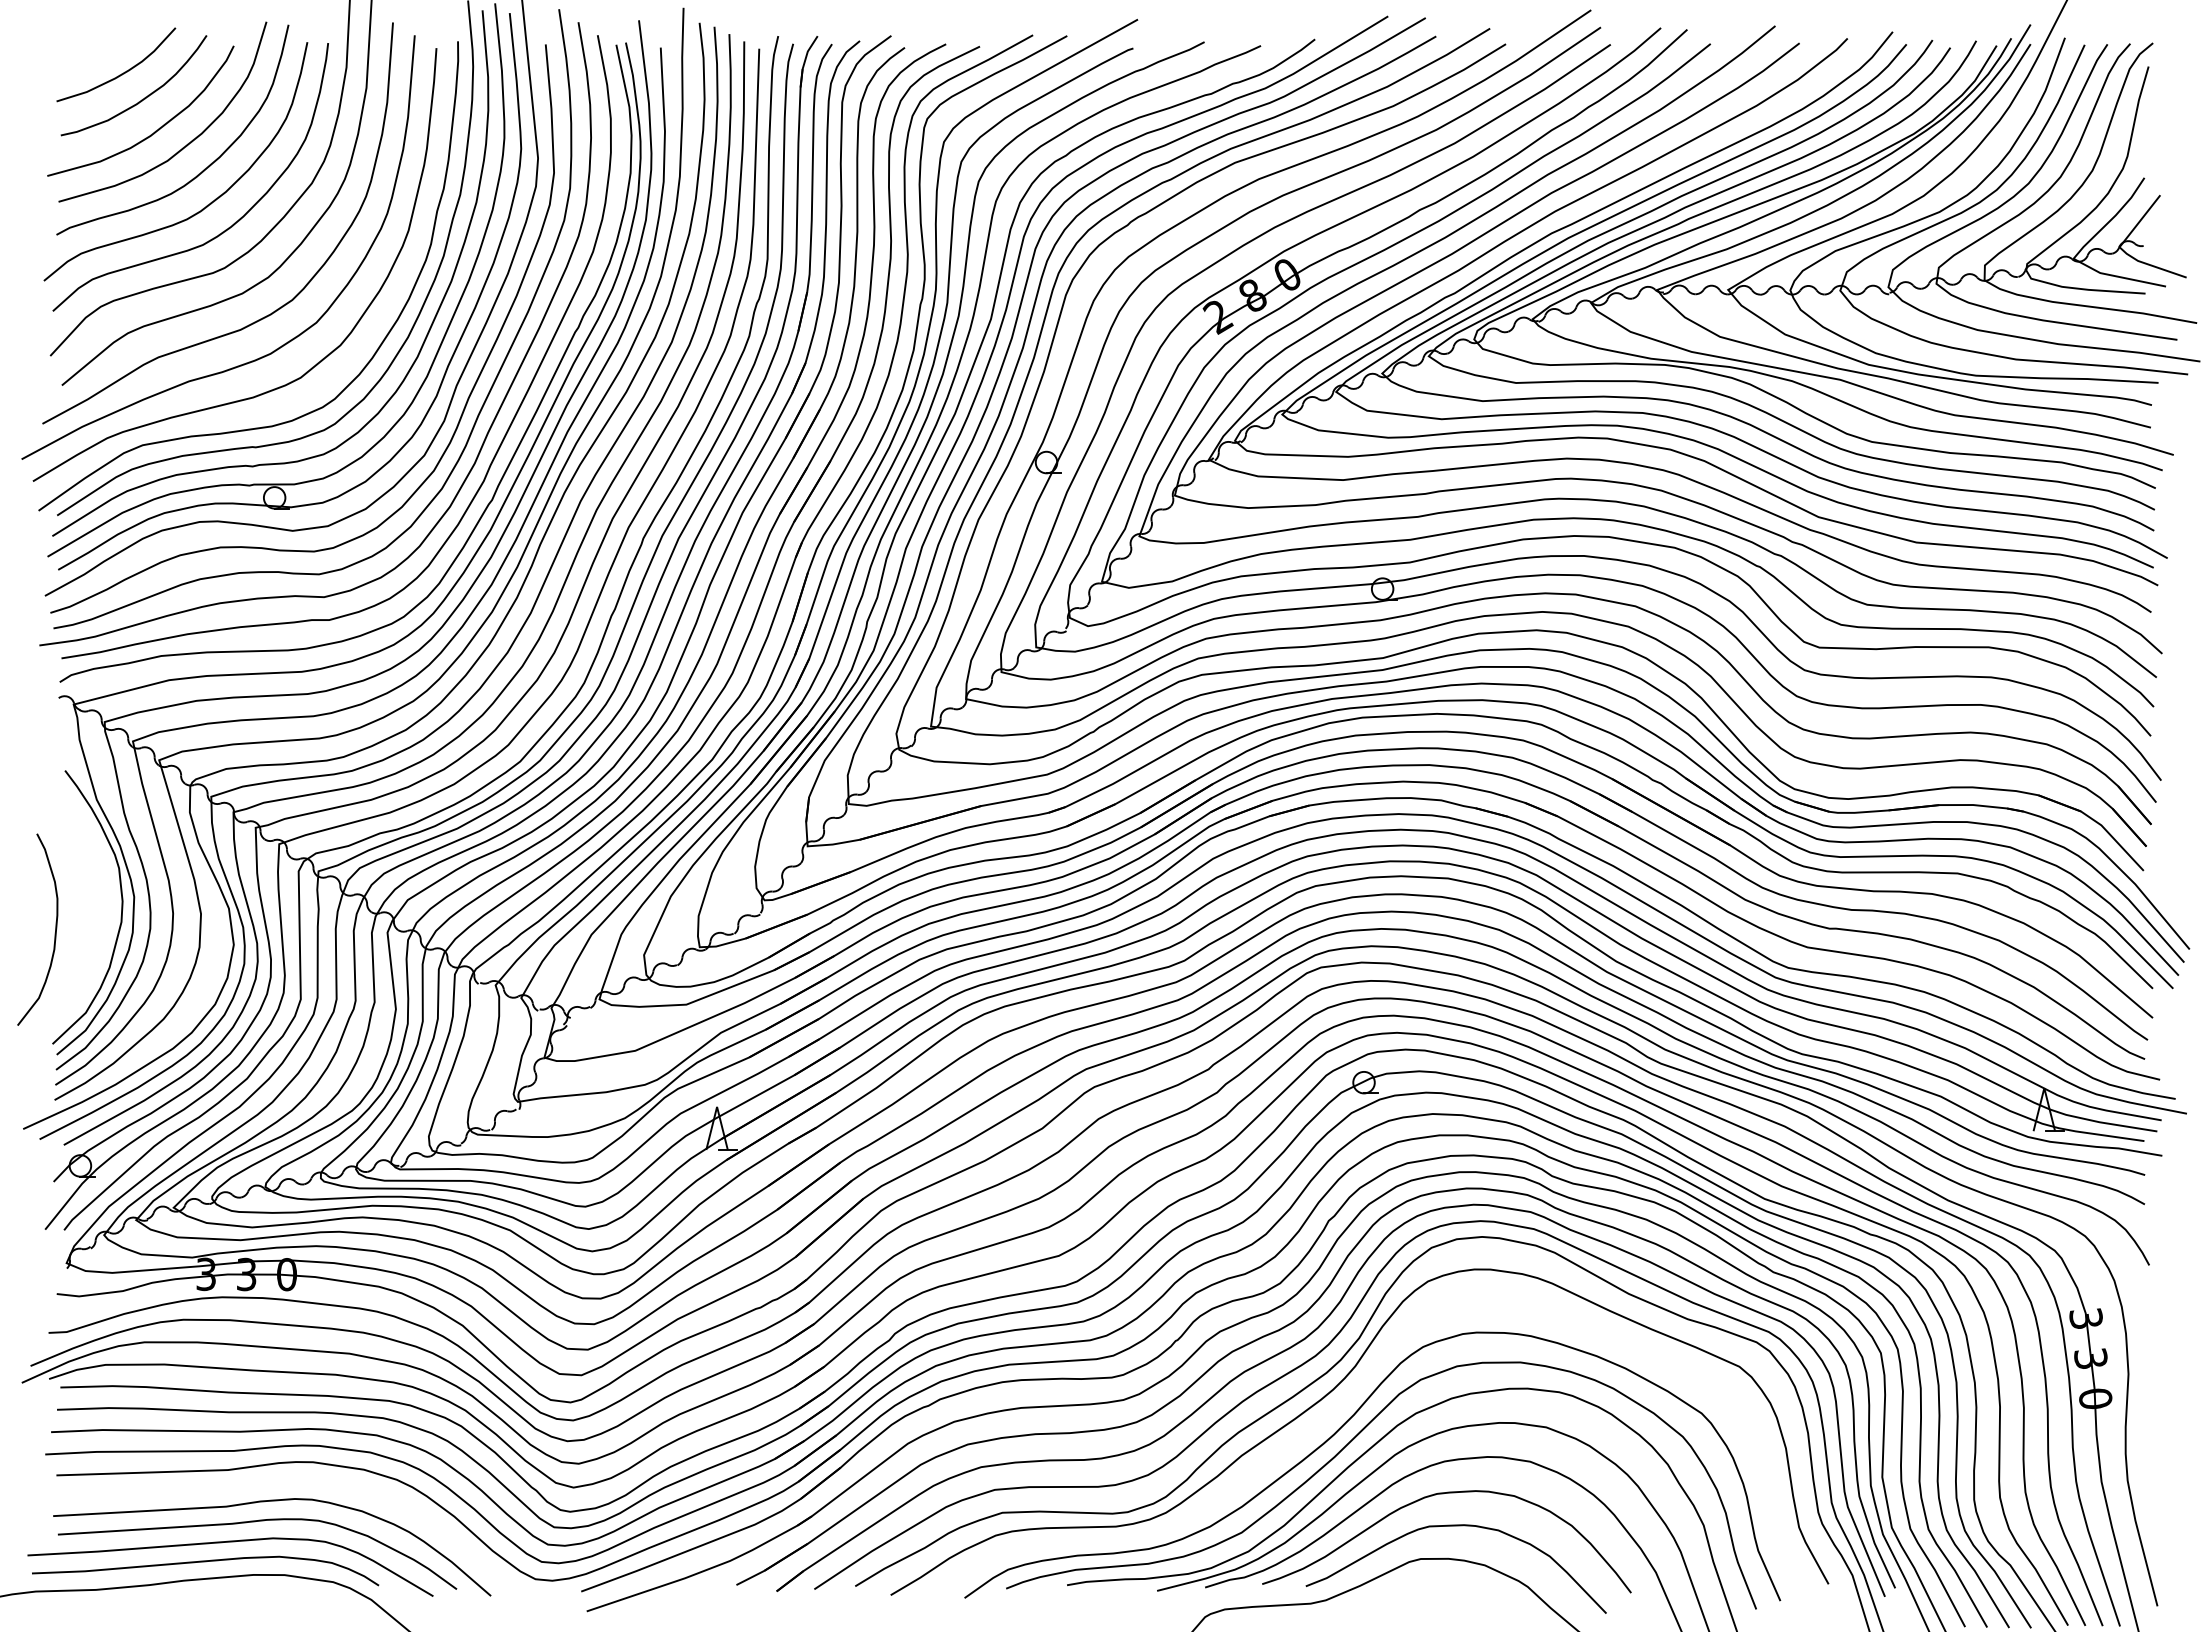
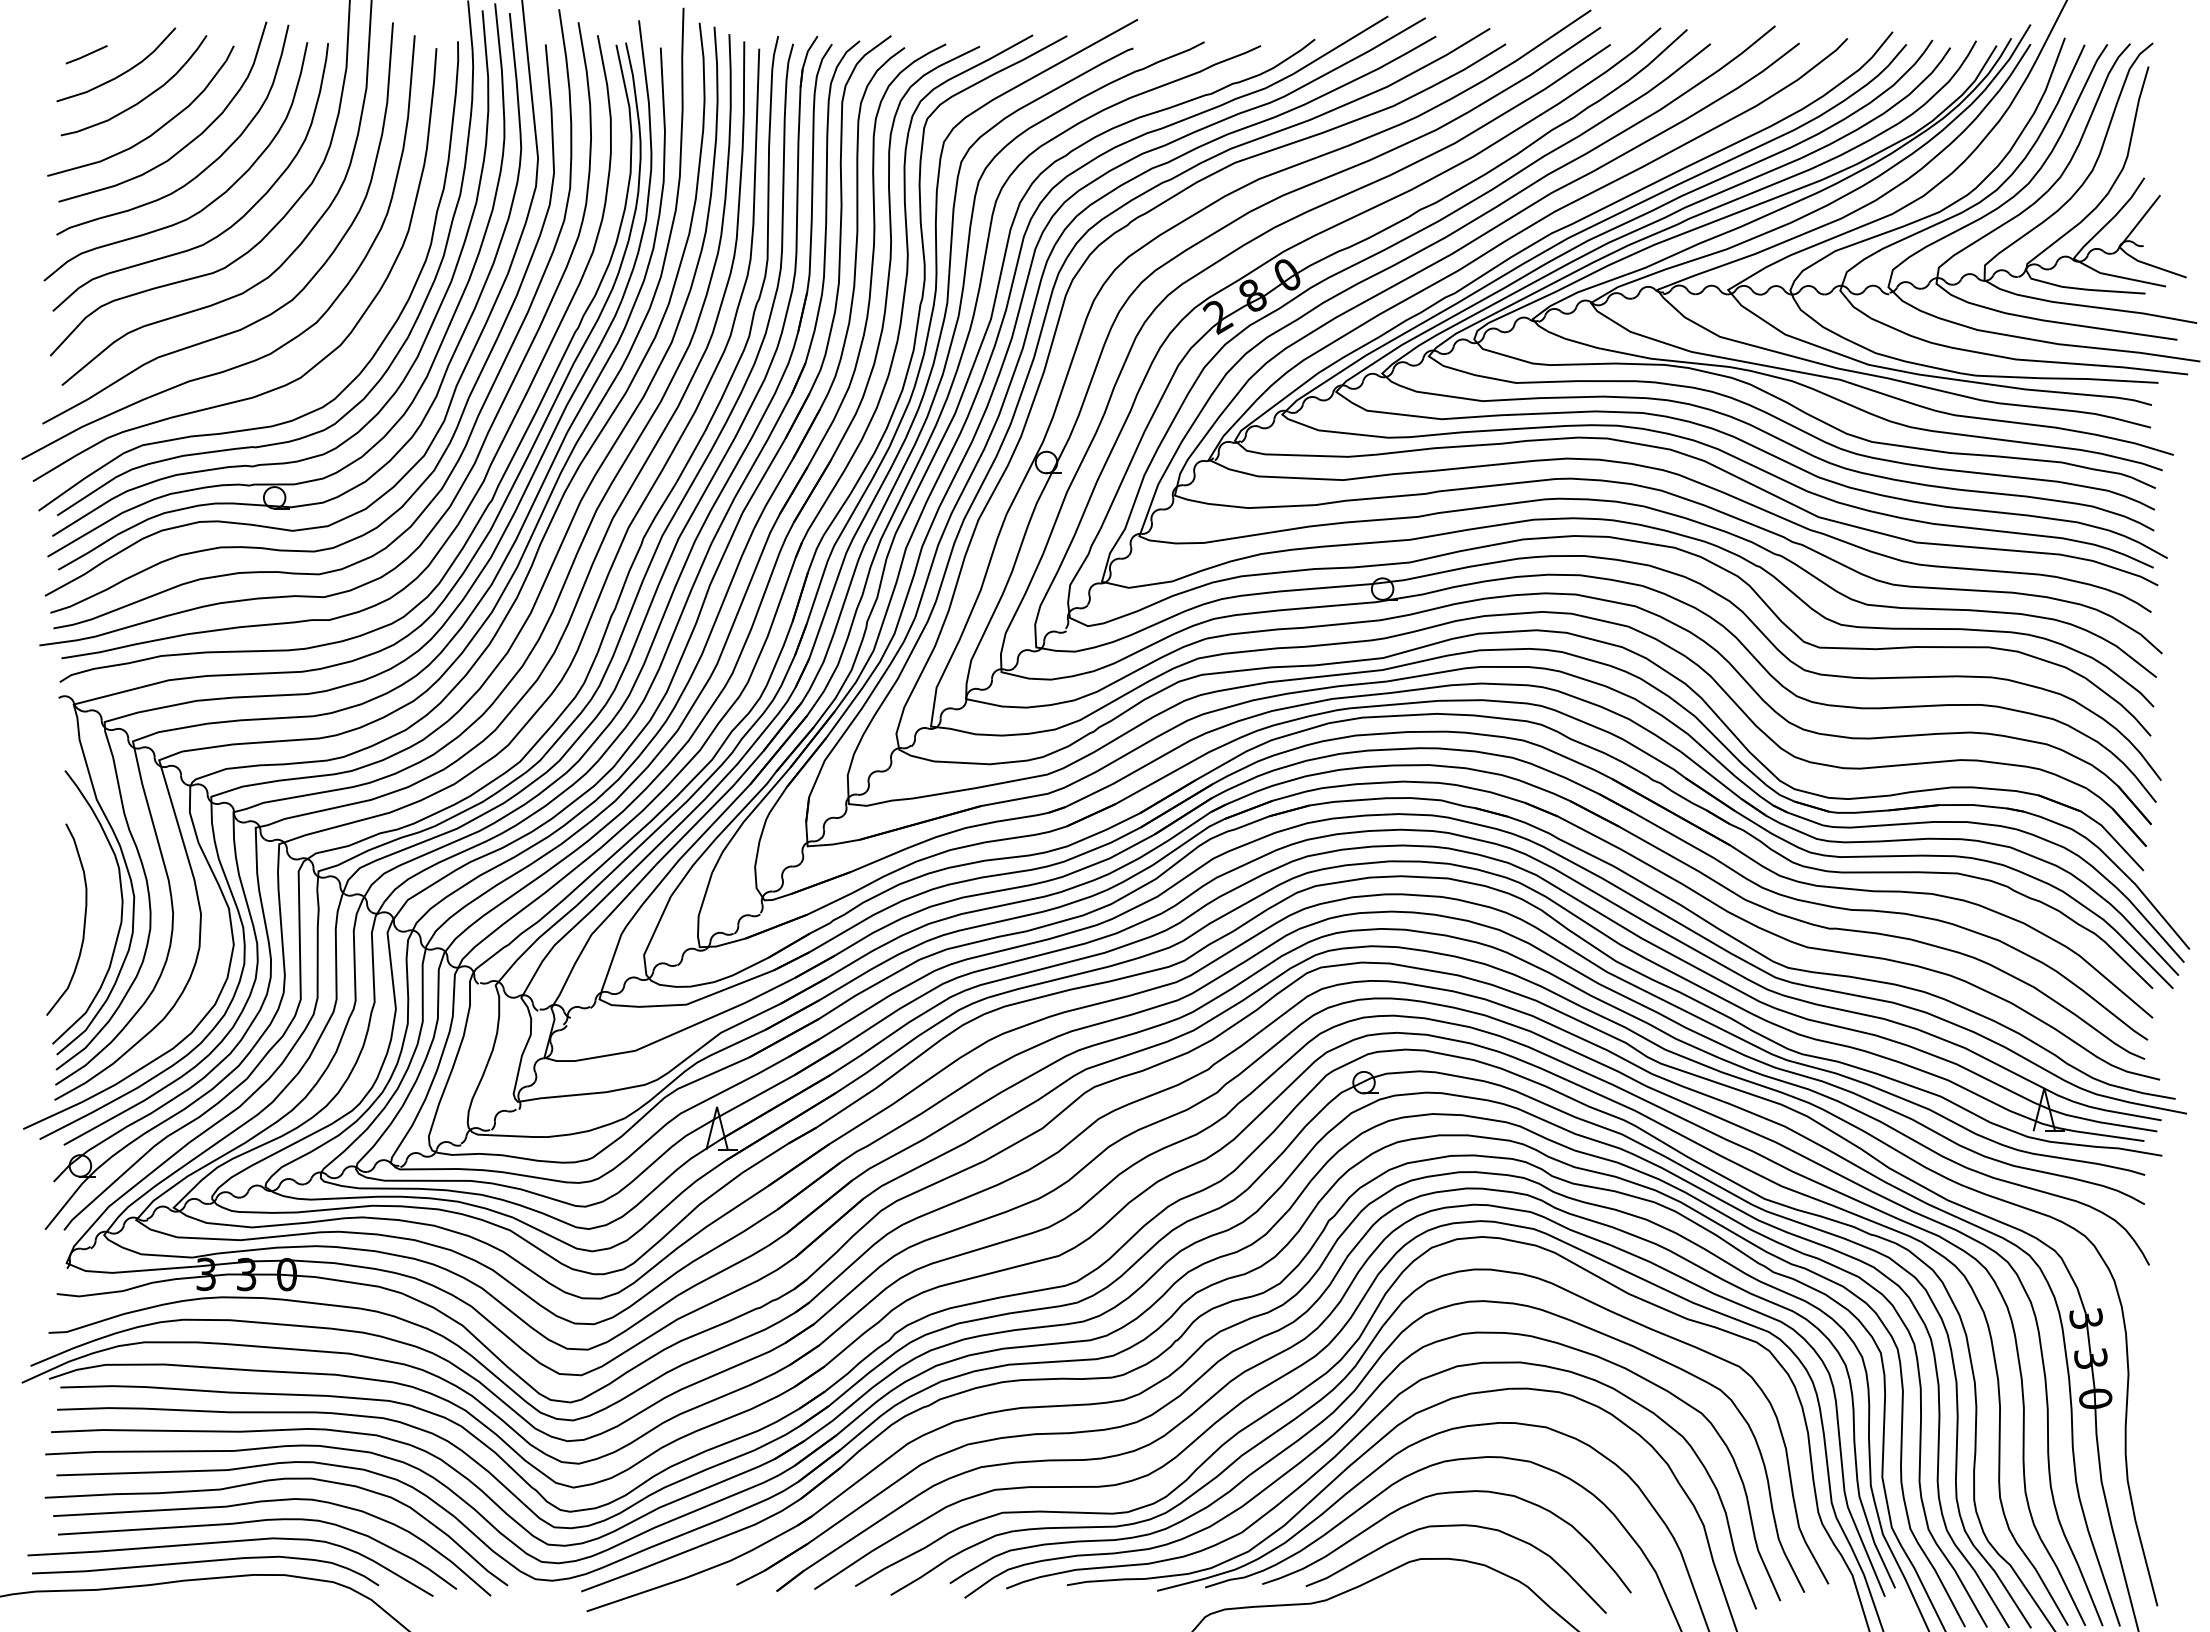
line: none -> present (86, 54)
curve position: (54, 933) -> (83, 923) (83, 923)
curve: none -> present (1339, 1407)
curve: none -> present (270, 1481)
